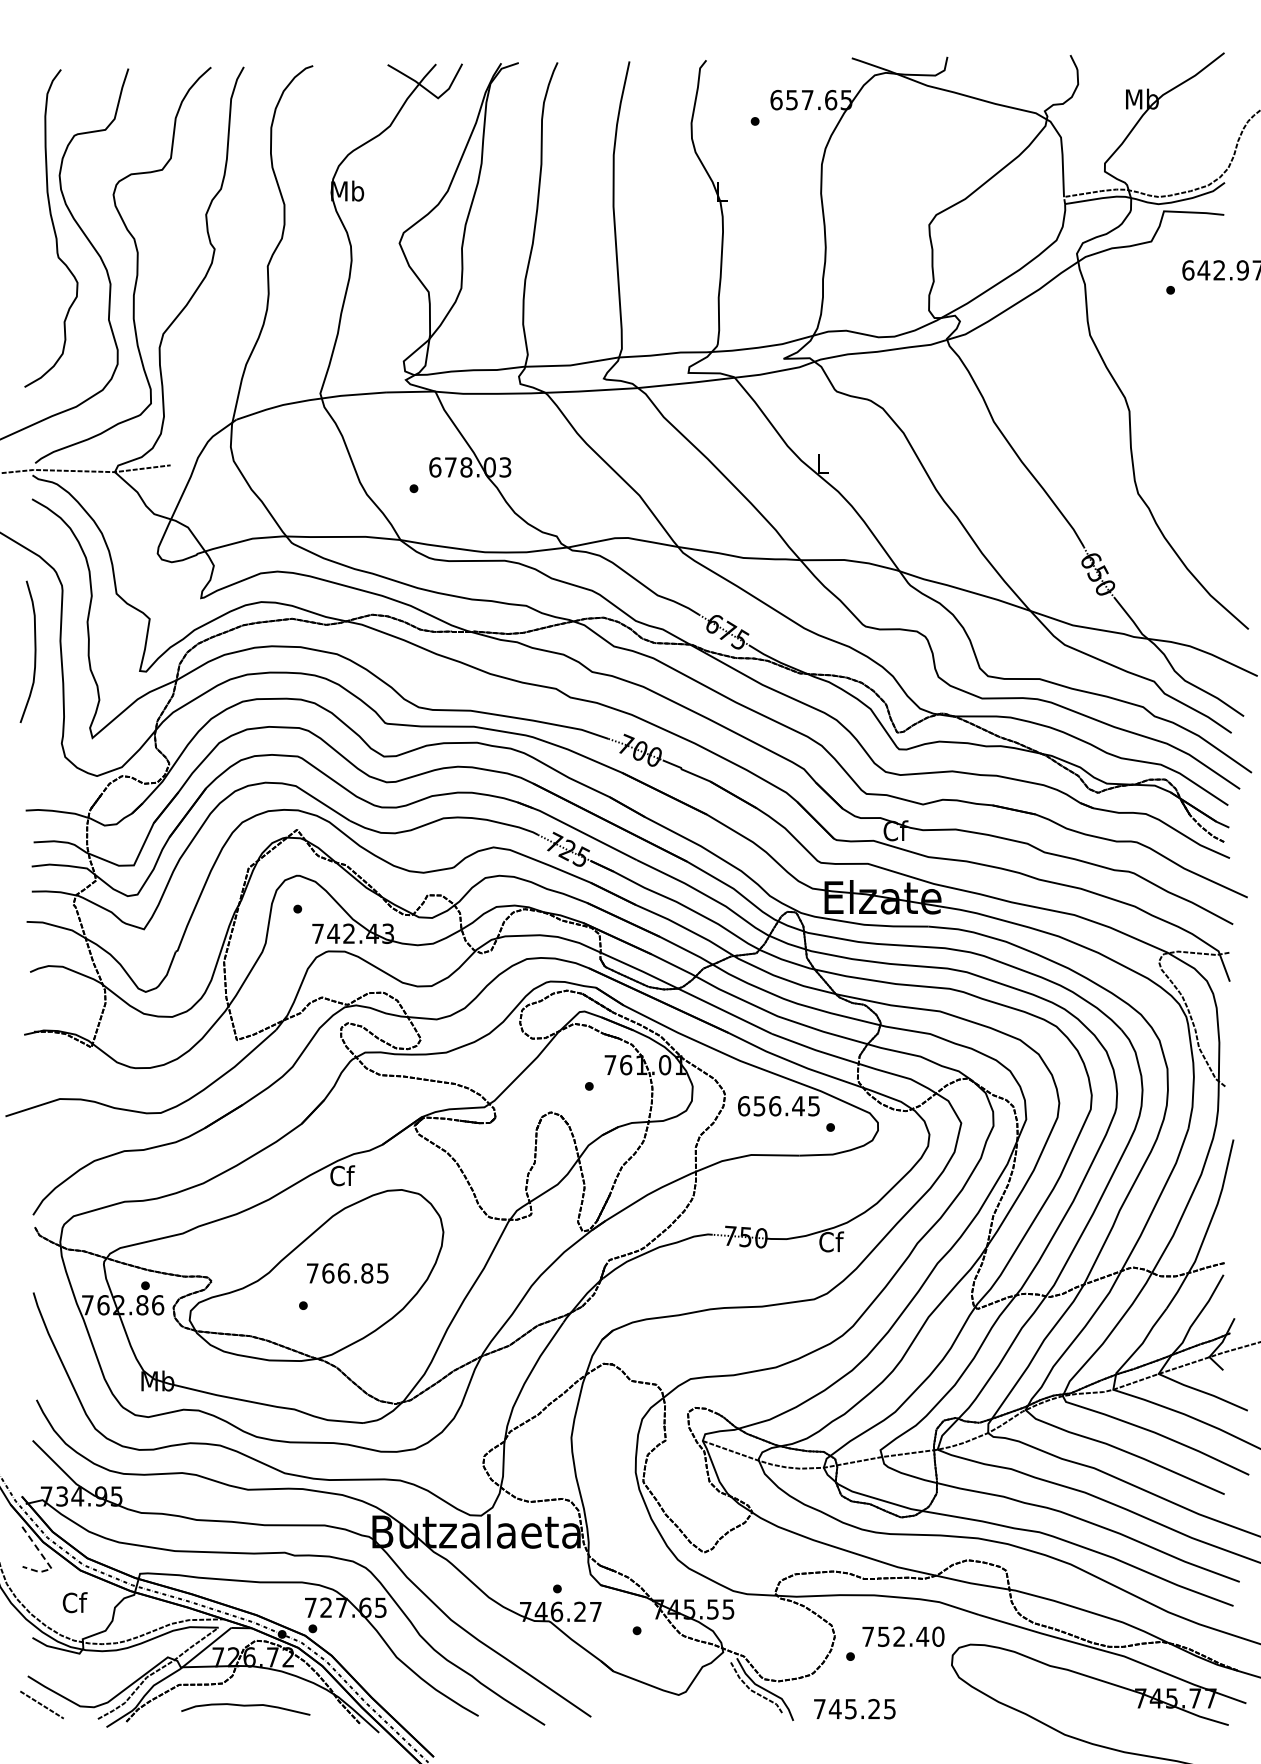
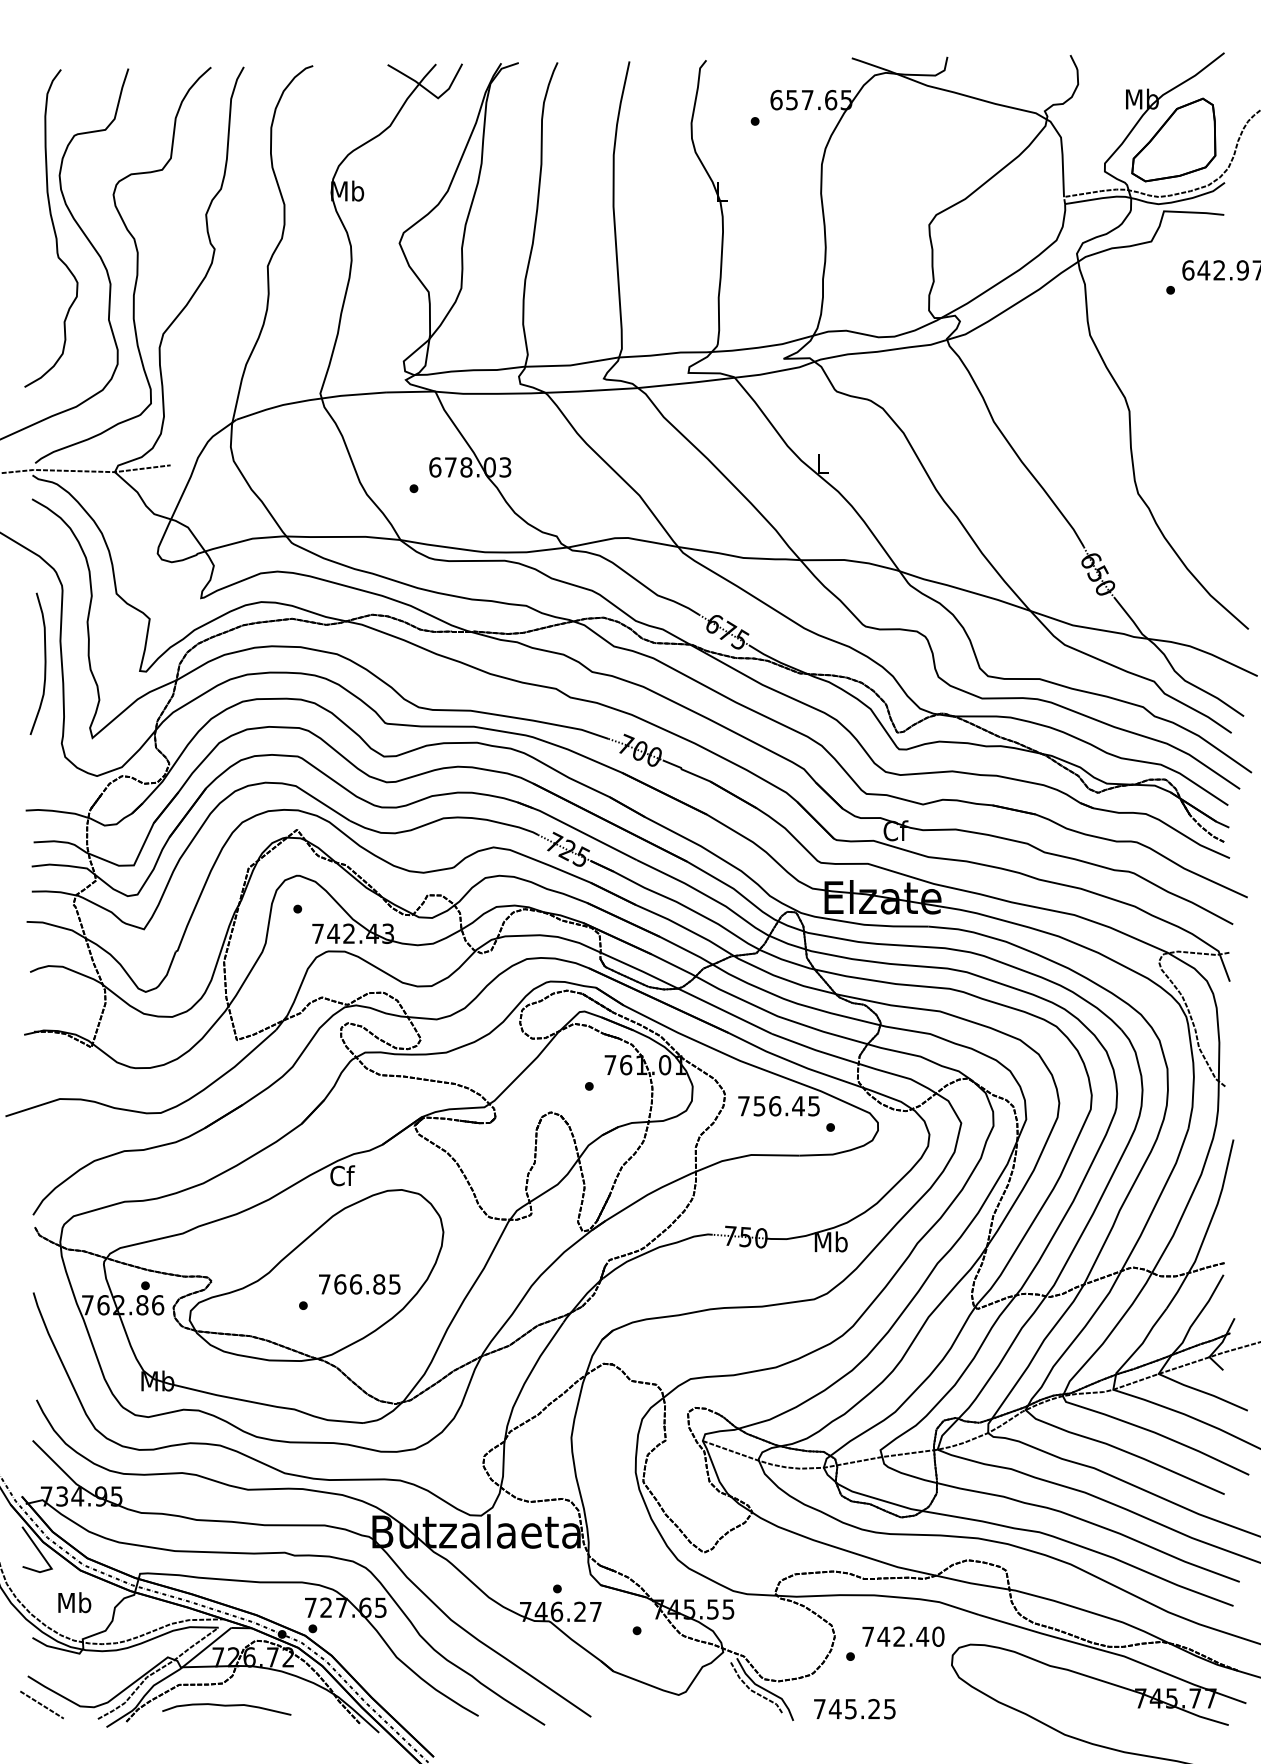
part: none -> present (1173, 139)
curve position: (34, 651) -> (44, 663) (44, 663)
text: 656.45 -> 756.45 (744, 1106)
text: Cf -> Mb (830, 1241)
text position: (347, 1273) -> (359, 1284) (359, 1284)
line: dashed -> solid (46, 1561)
text: Cf -> Mb (74, 1602)
text: 752.40 -> 742.40 (883, 1636)
curve position: (245, 1706) -> (226, 1706) (226, 1706)
